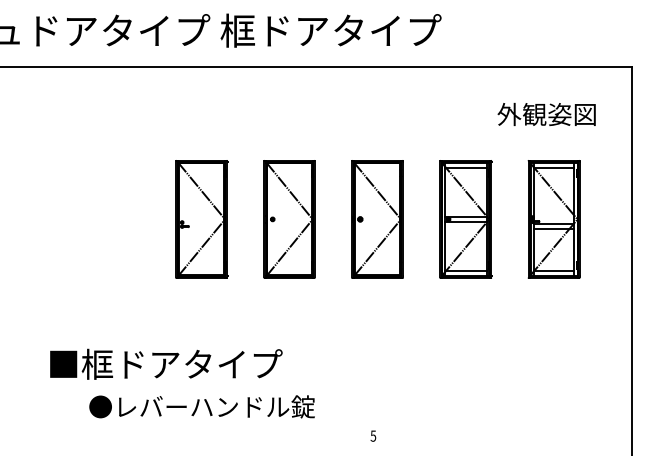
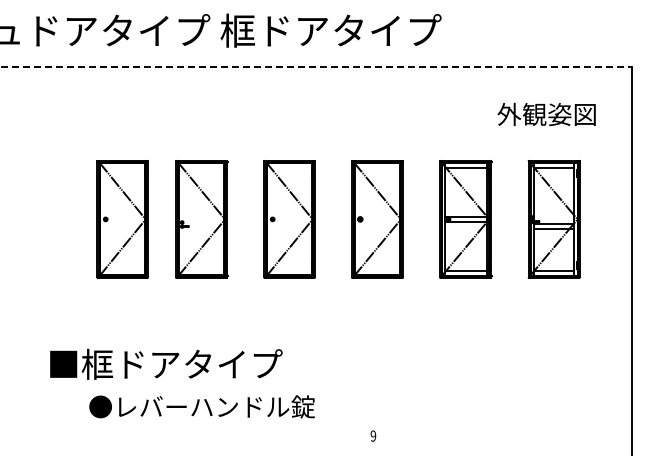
line: solid -> dashed (316, 67)
part: none -> present (122, 219)
text: 5 -> 9 (373, 435)
